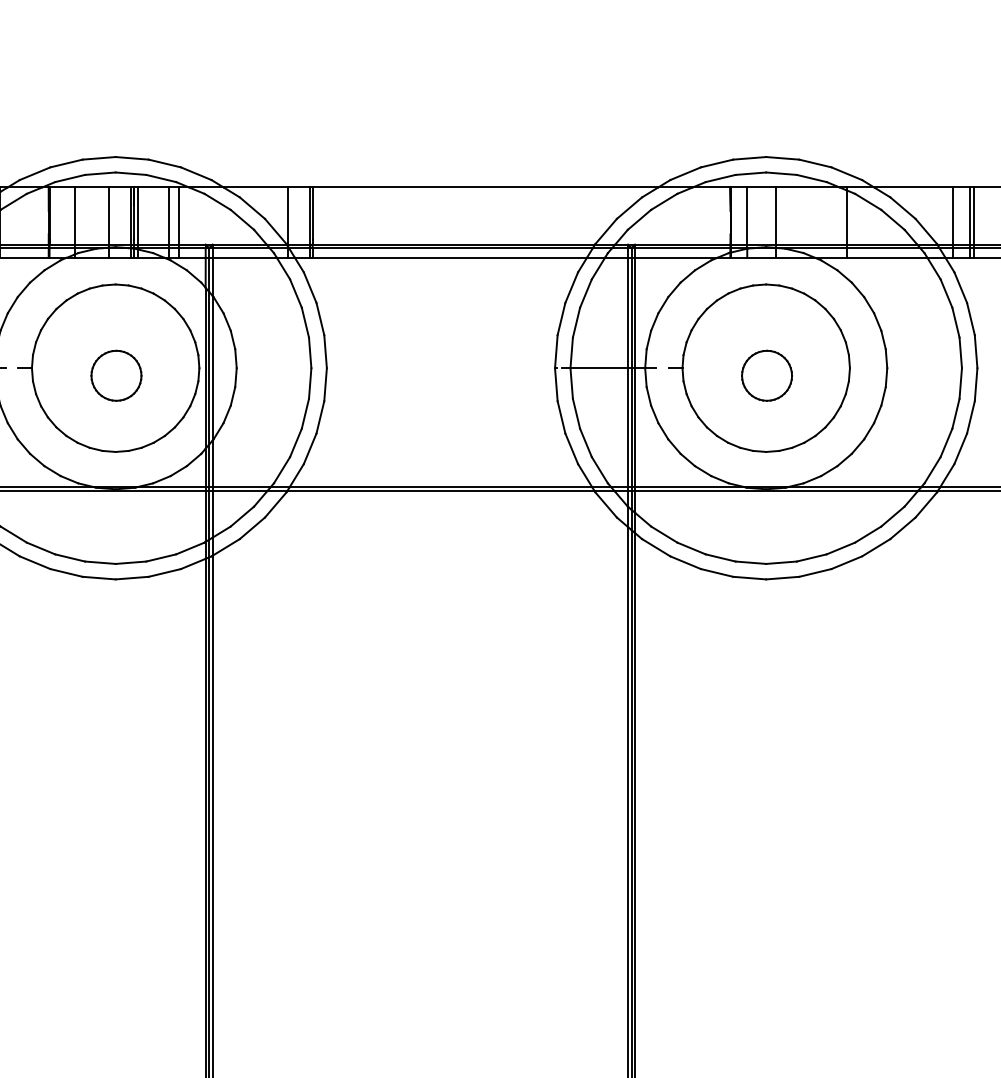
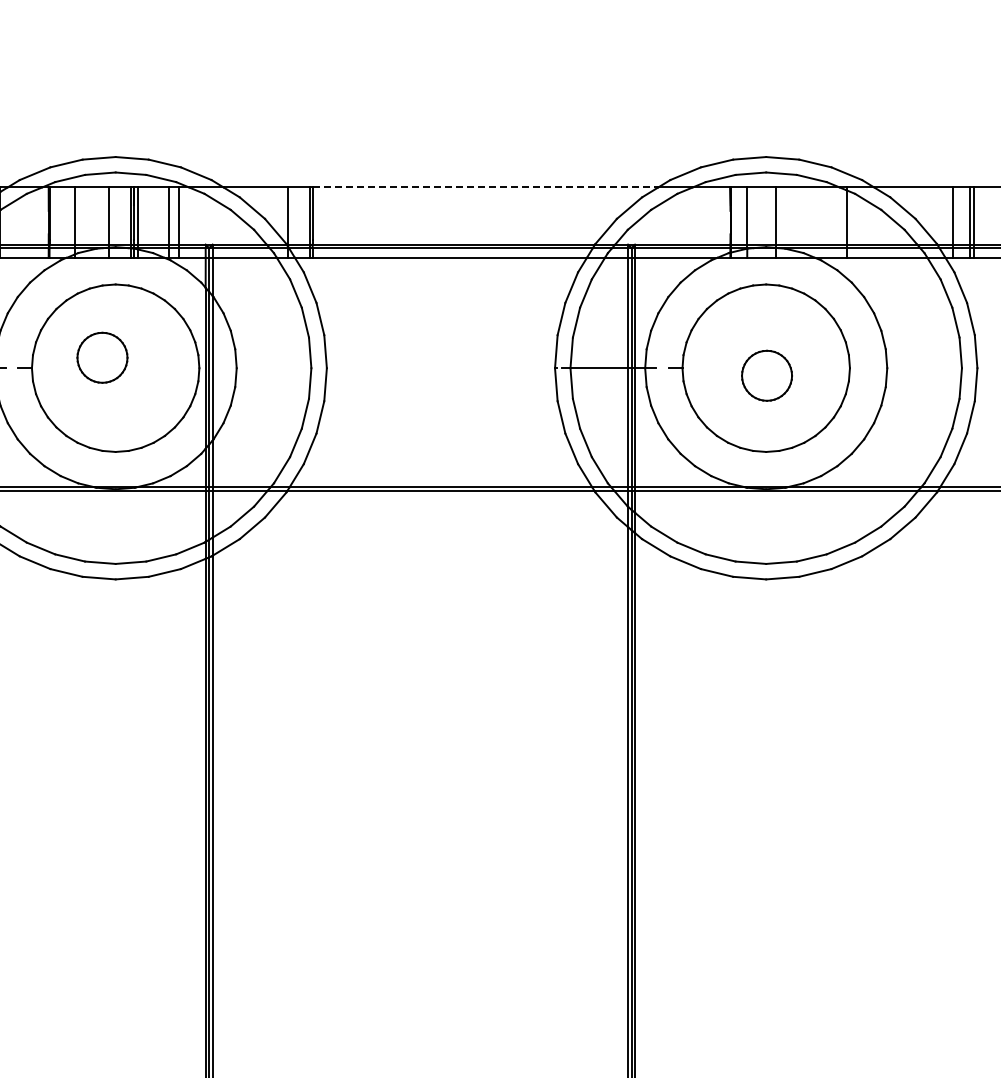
line: solid -> dashed (485, 187)
part position: (116, 375) -> (102, 357) (102, 357)
